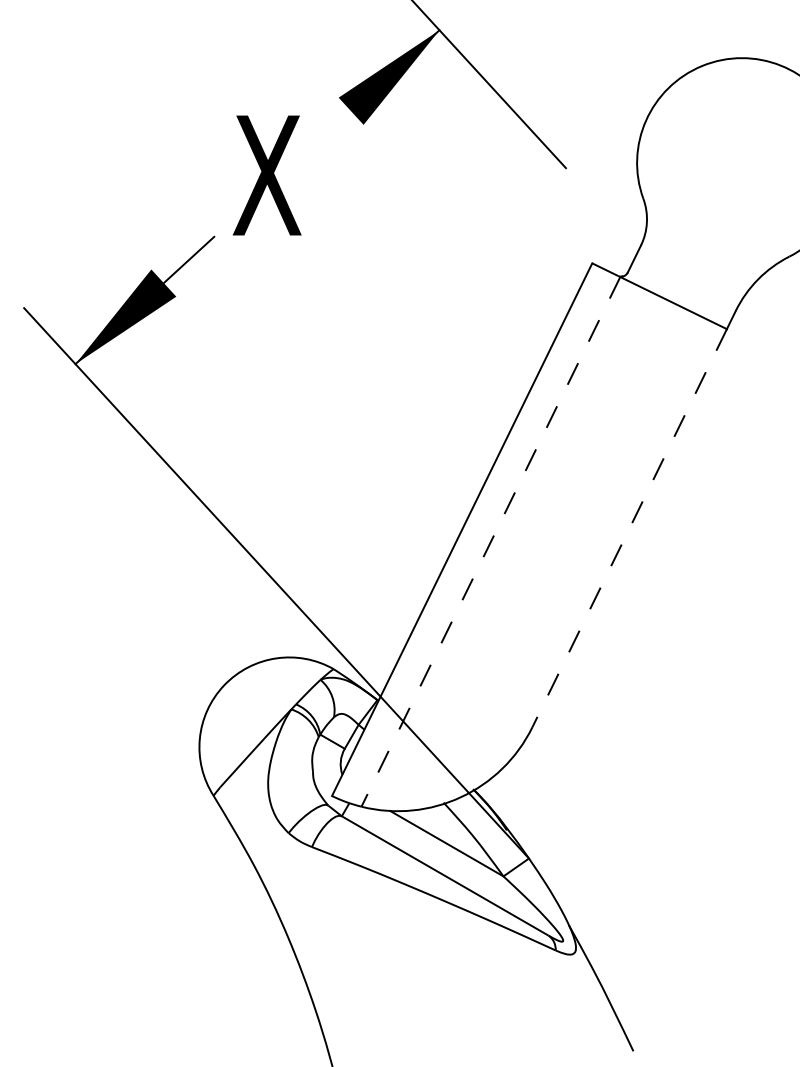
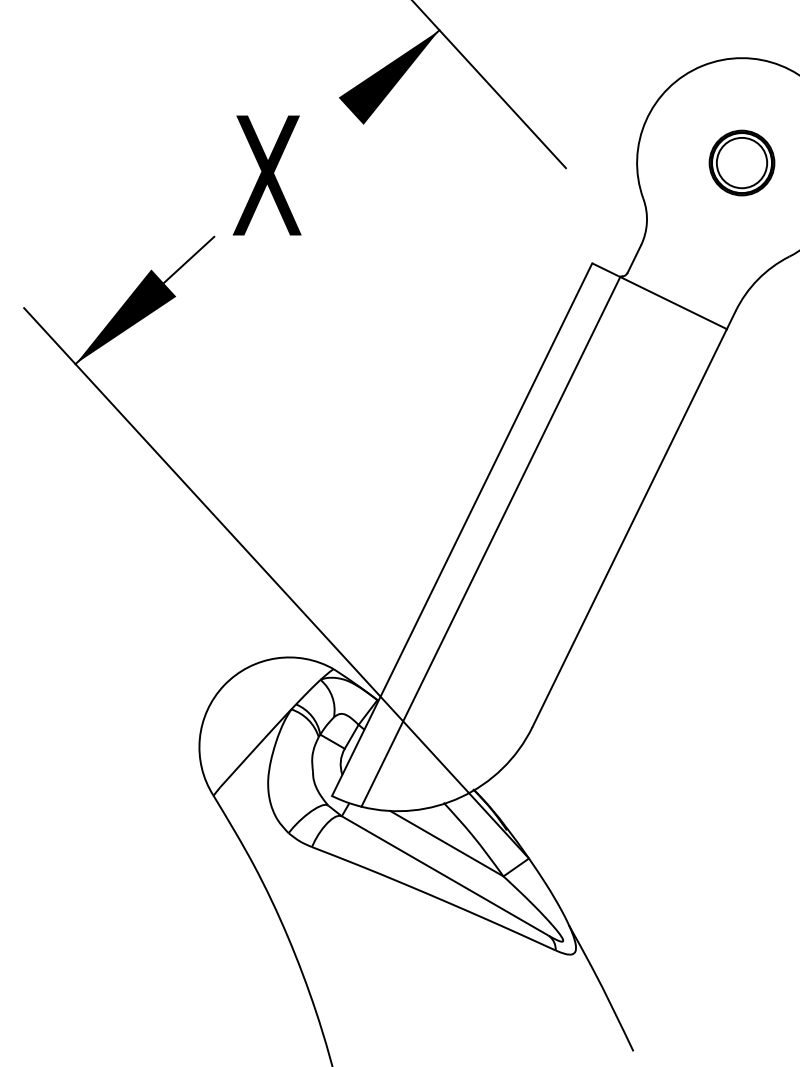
part: none -> present (741, 162)
line: dashed -> solid (629, 528)
line: dashed -> solid (490, 541)
